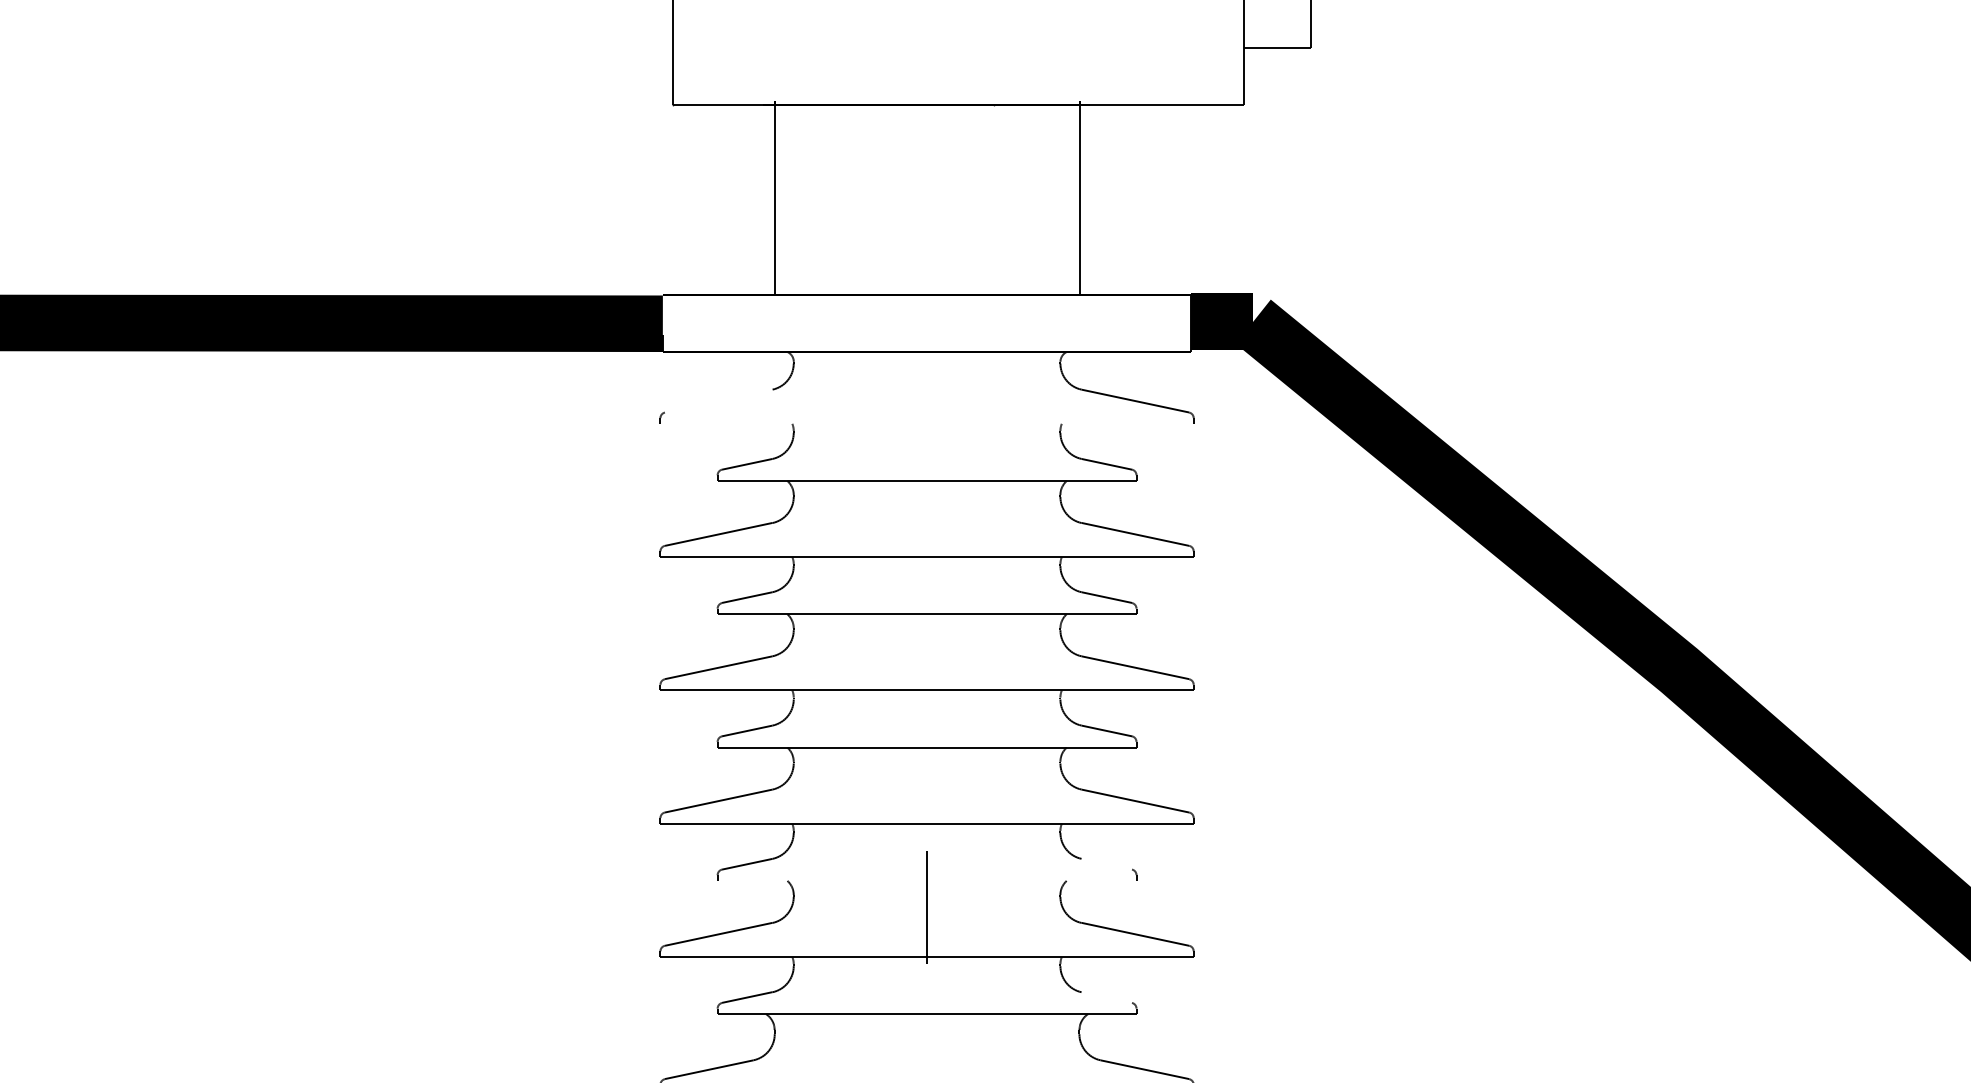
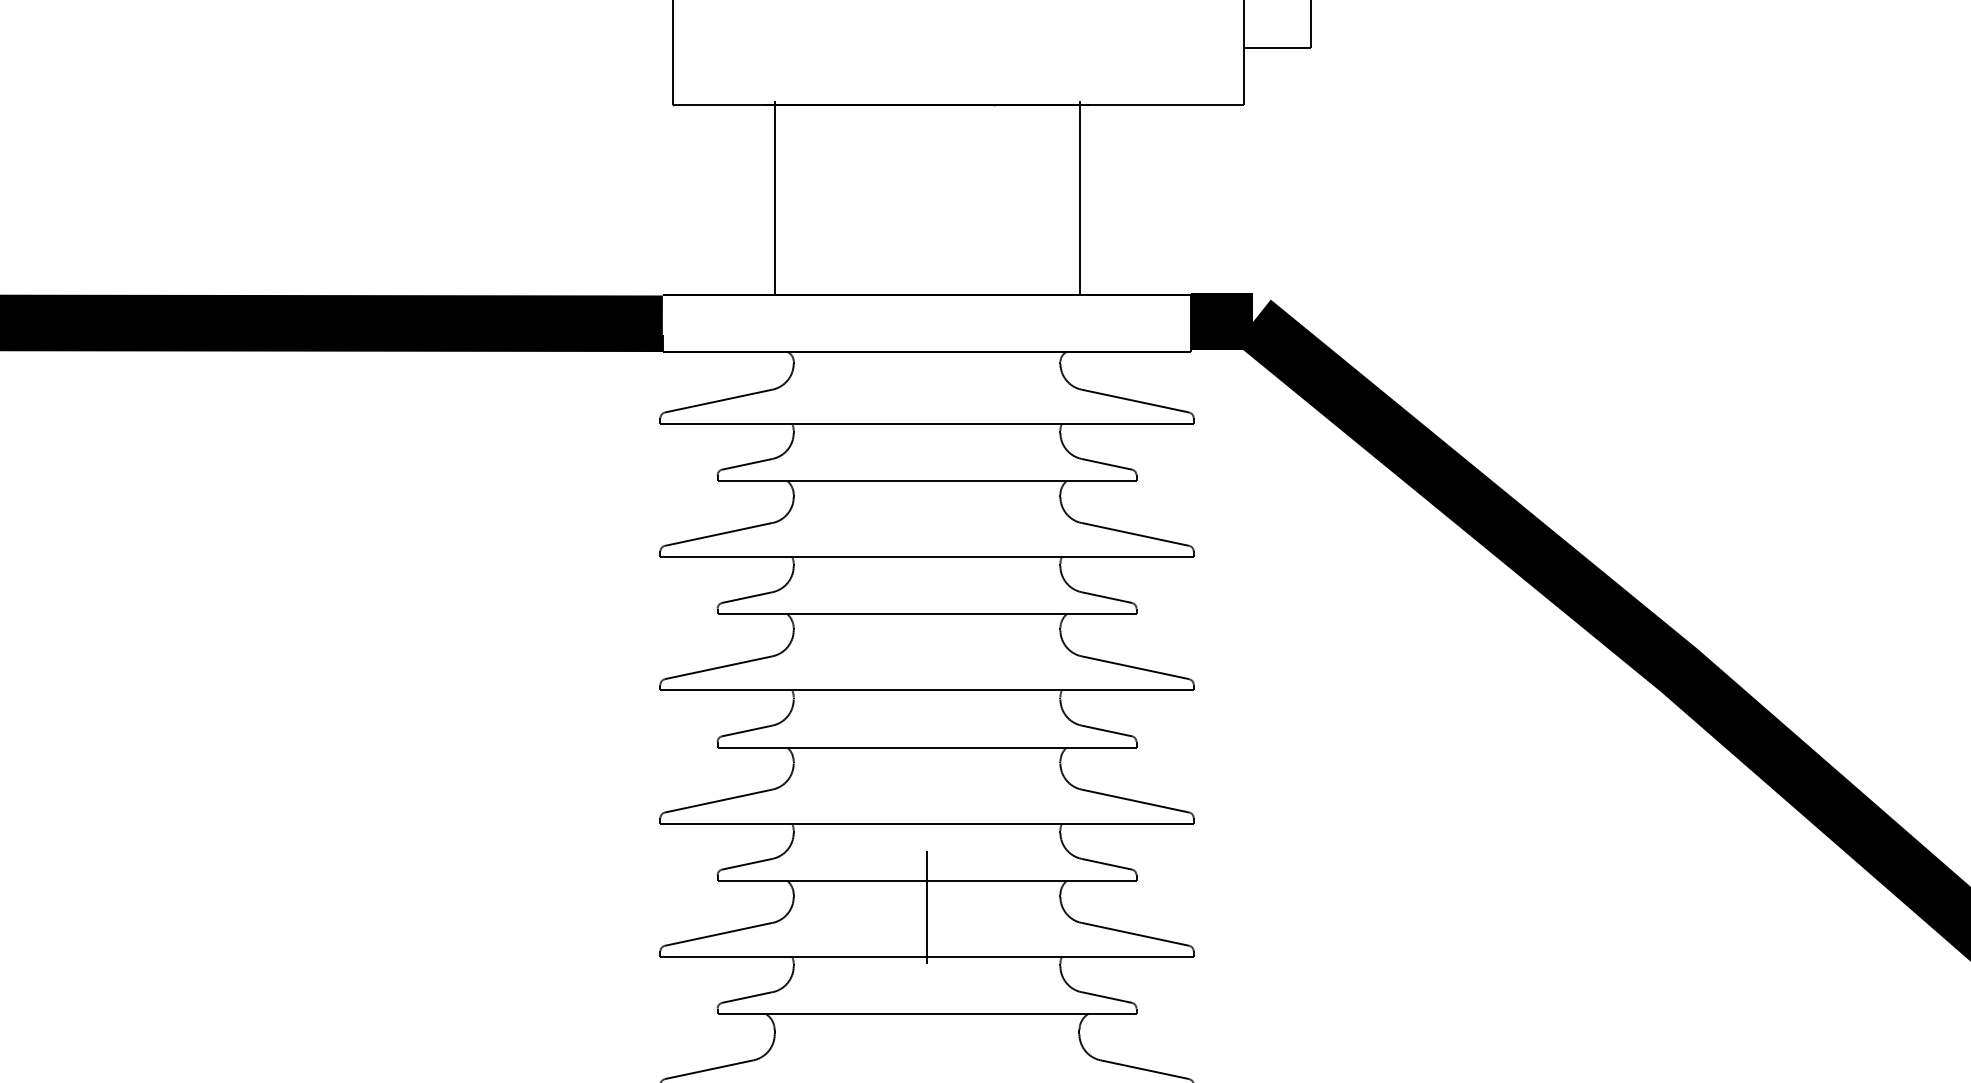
line: none -> present (718, 400)
line: none -> present (926, 423)
line: none -> present (1106, 863)
line: none -> present (926, 880)
line: none -> present (1106, 997)
